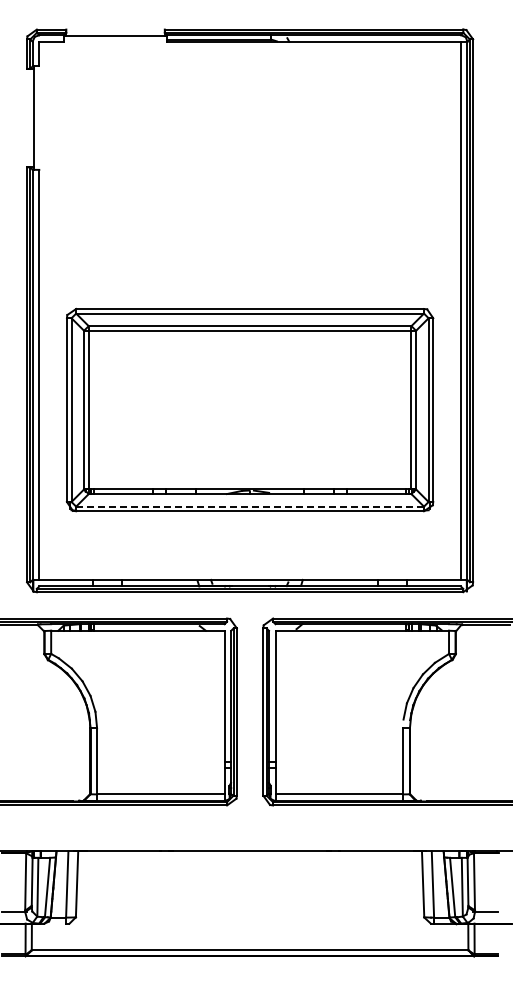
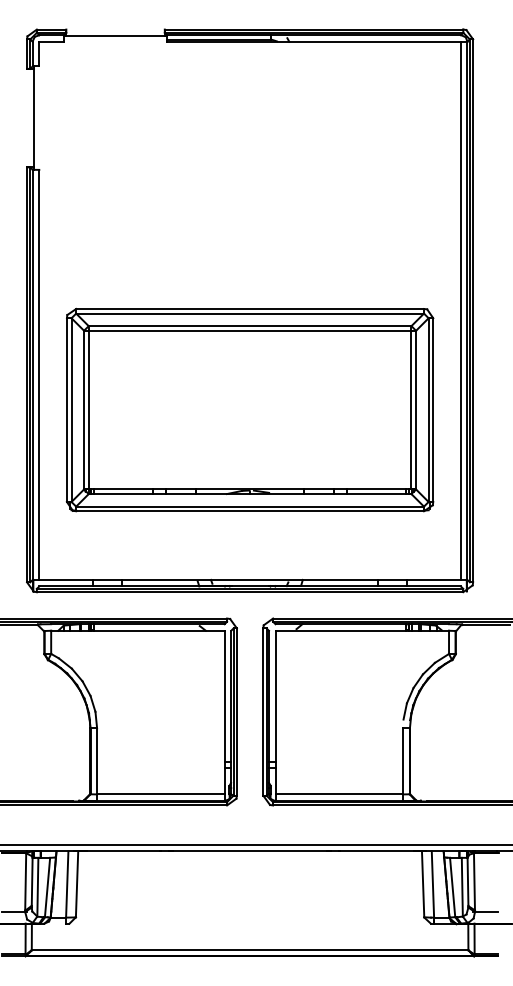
line: dashed -> solid (250, 506)
line: none -> present (255, 844)
